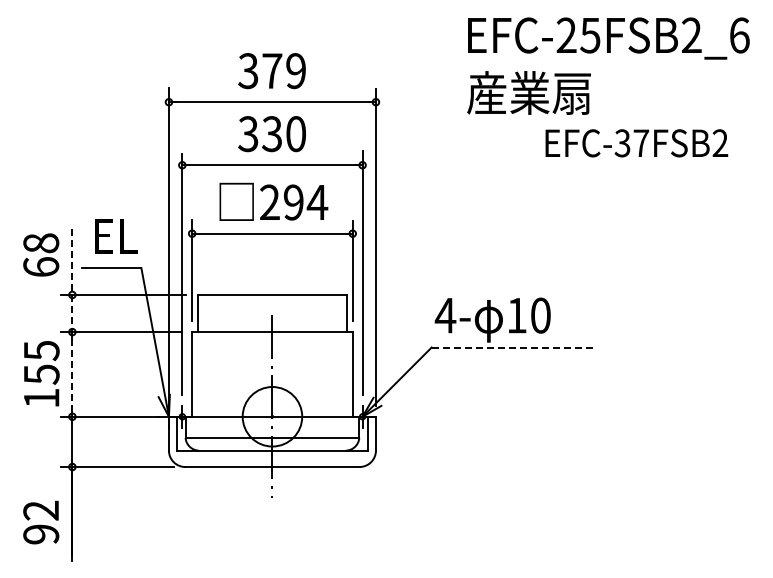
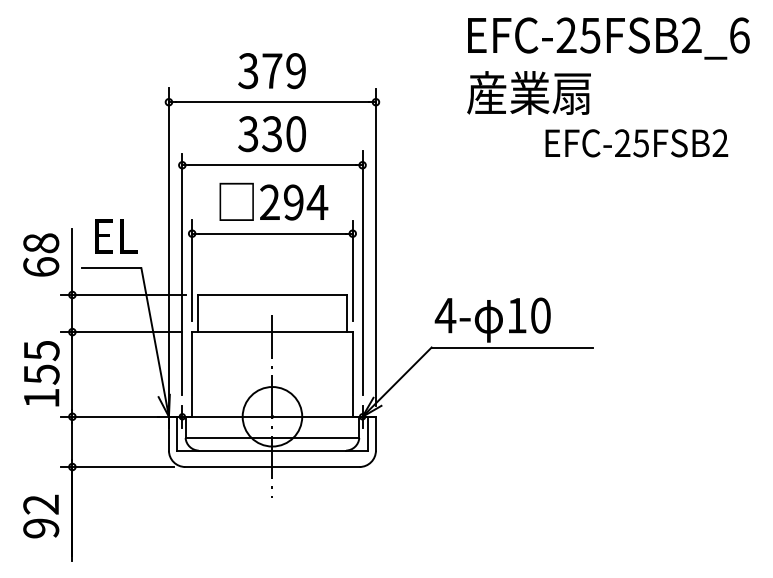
text: EFC-37FSB2 -> EFC-25FSB2 (631, 143)
line: dashed -> solid (72, 319)
line: dashed -> solid (512, 347)
text position: (41, 522) -> (41, 516) (41, 516)
